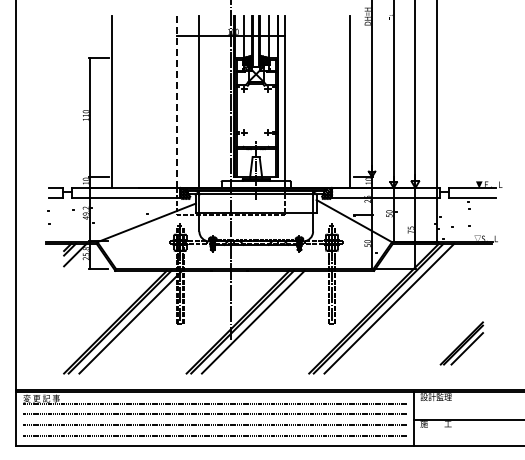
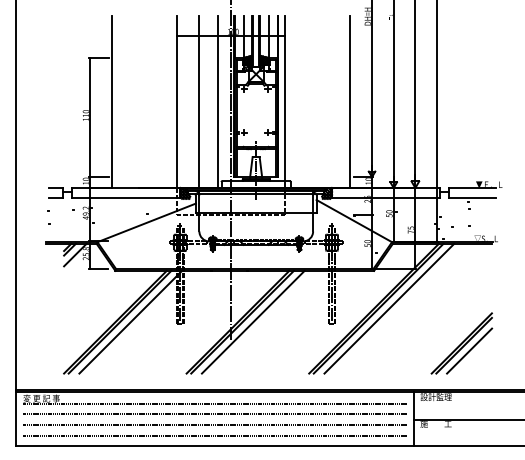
line: dashed -> solid (177, 102)
line: none -> present (218, 102)
part size: 46x45 px -> 64x63 px (461, 343)
